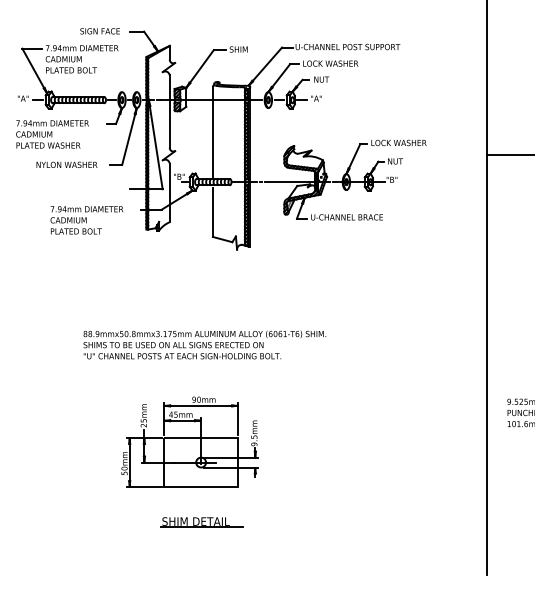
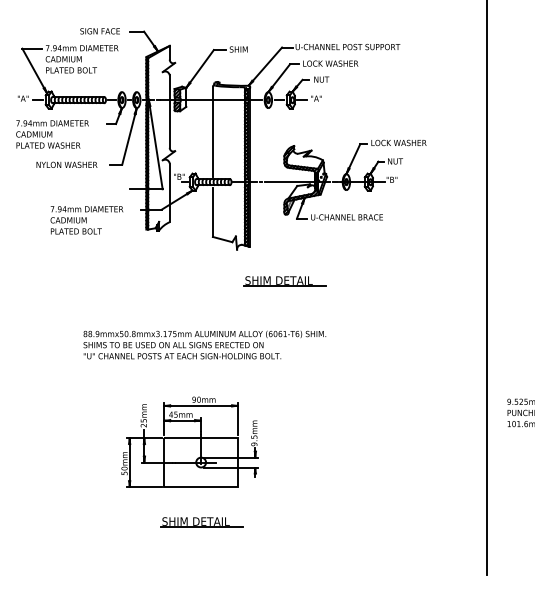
line: present -> none (509, 154)
part: none -> present (284, 281)
